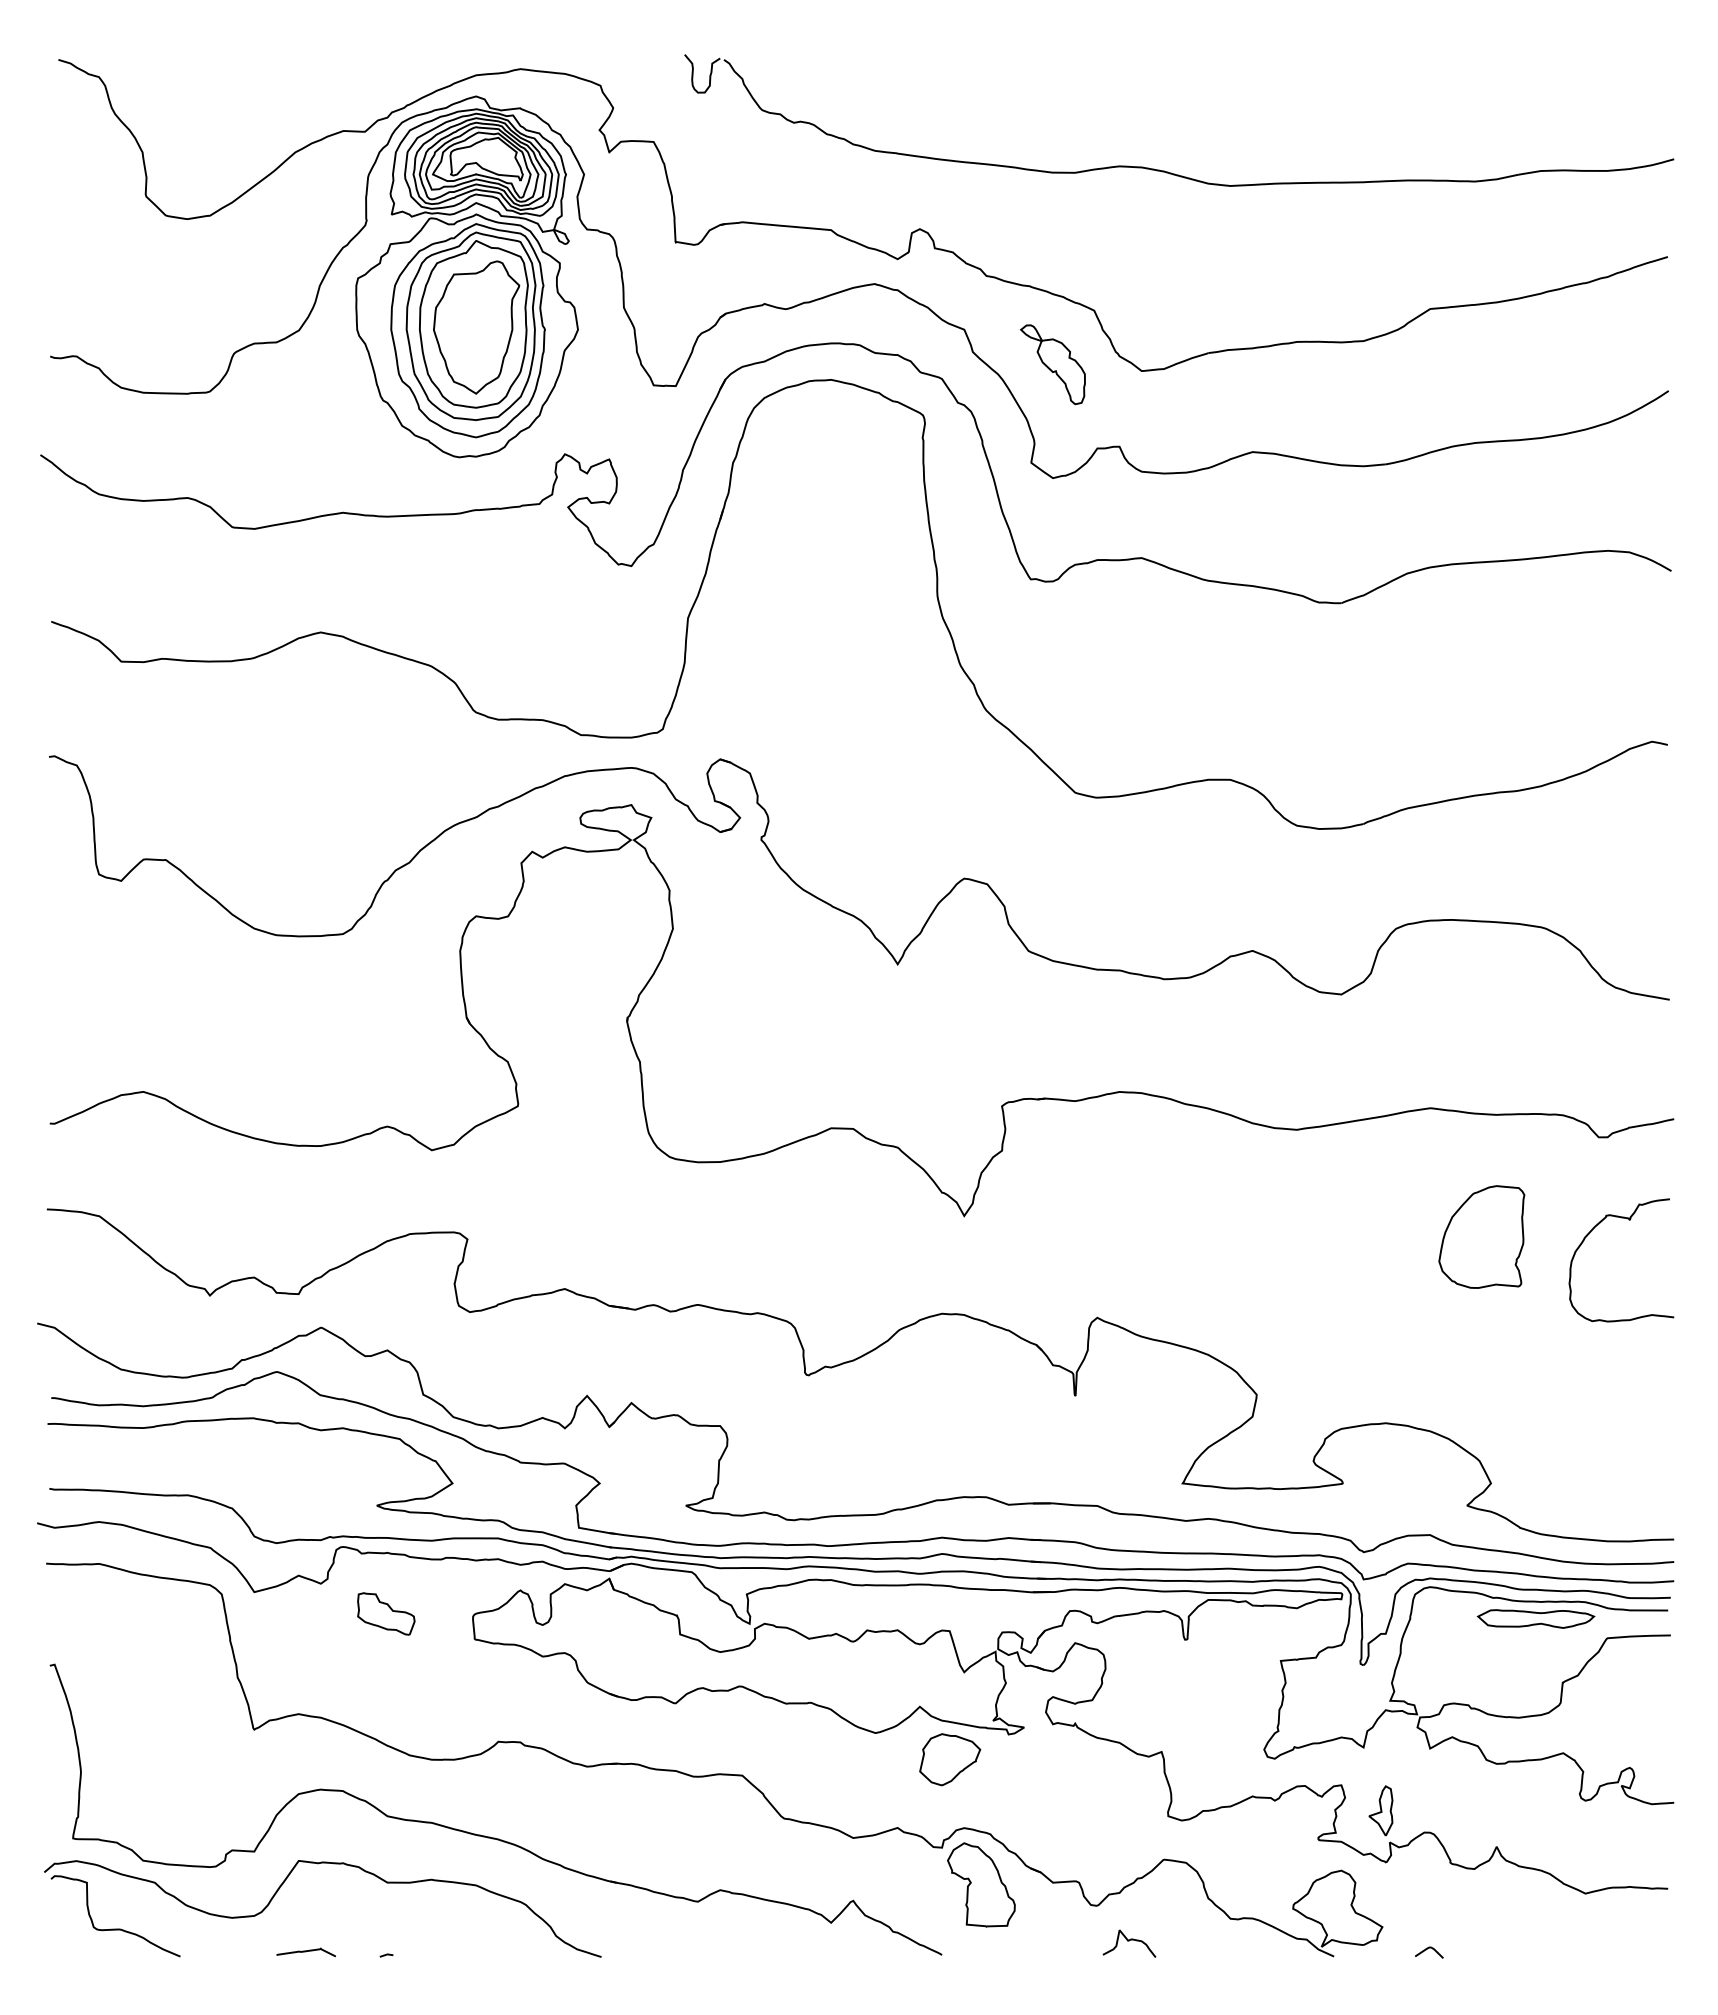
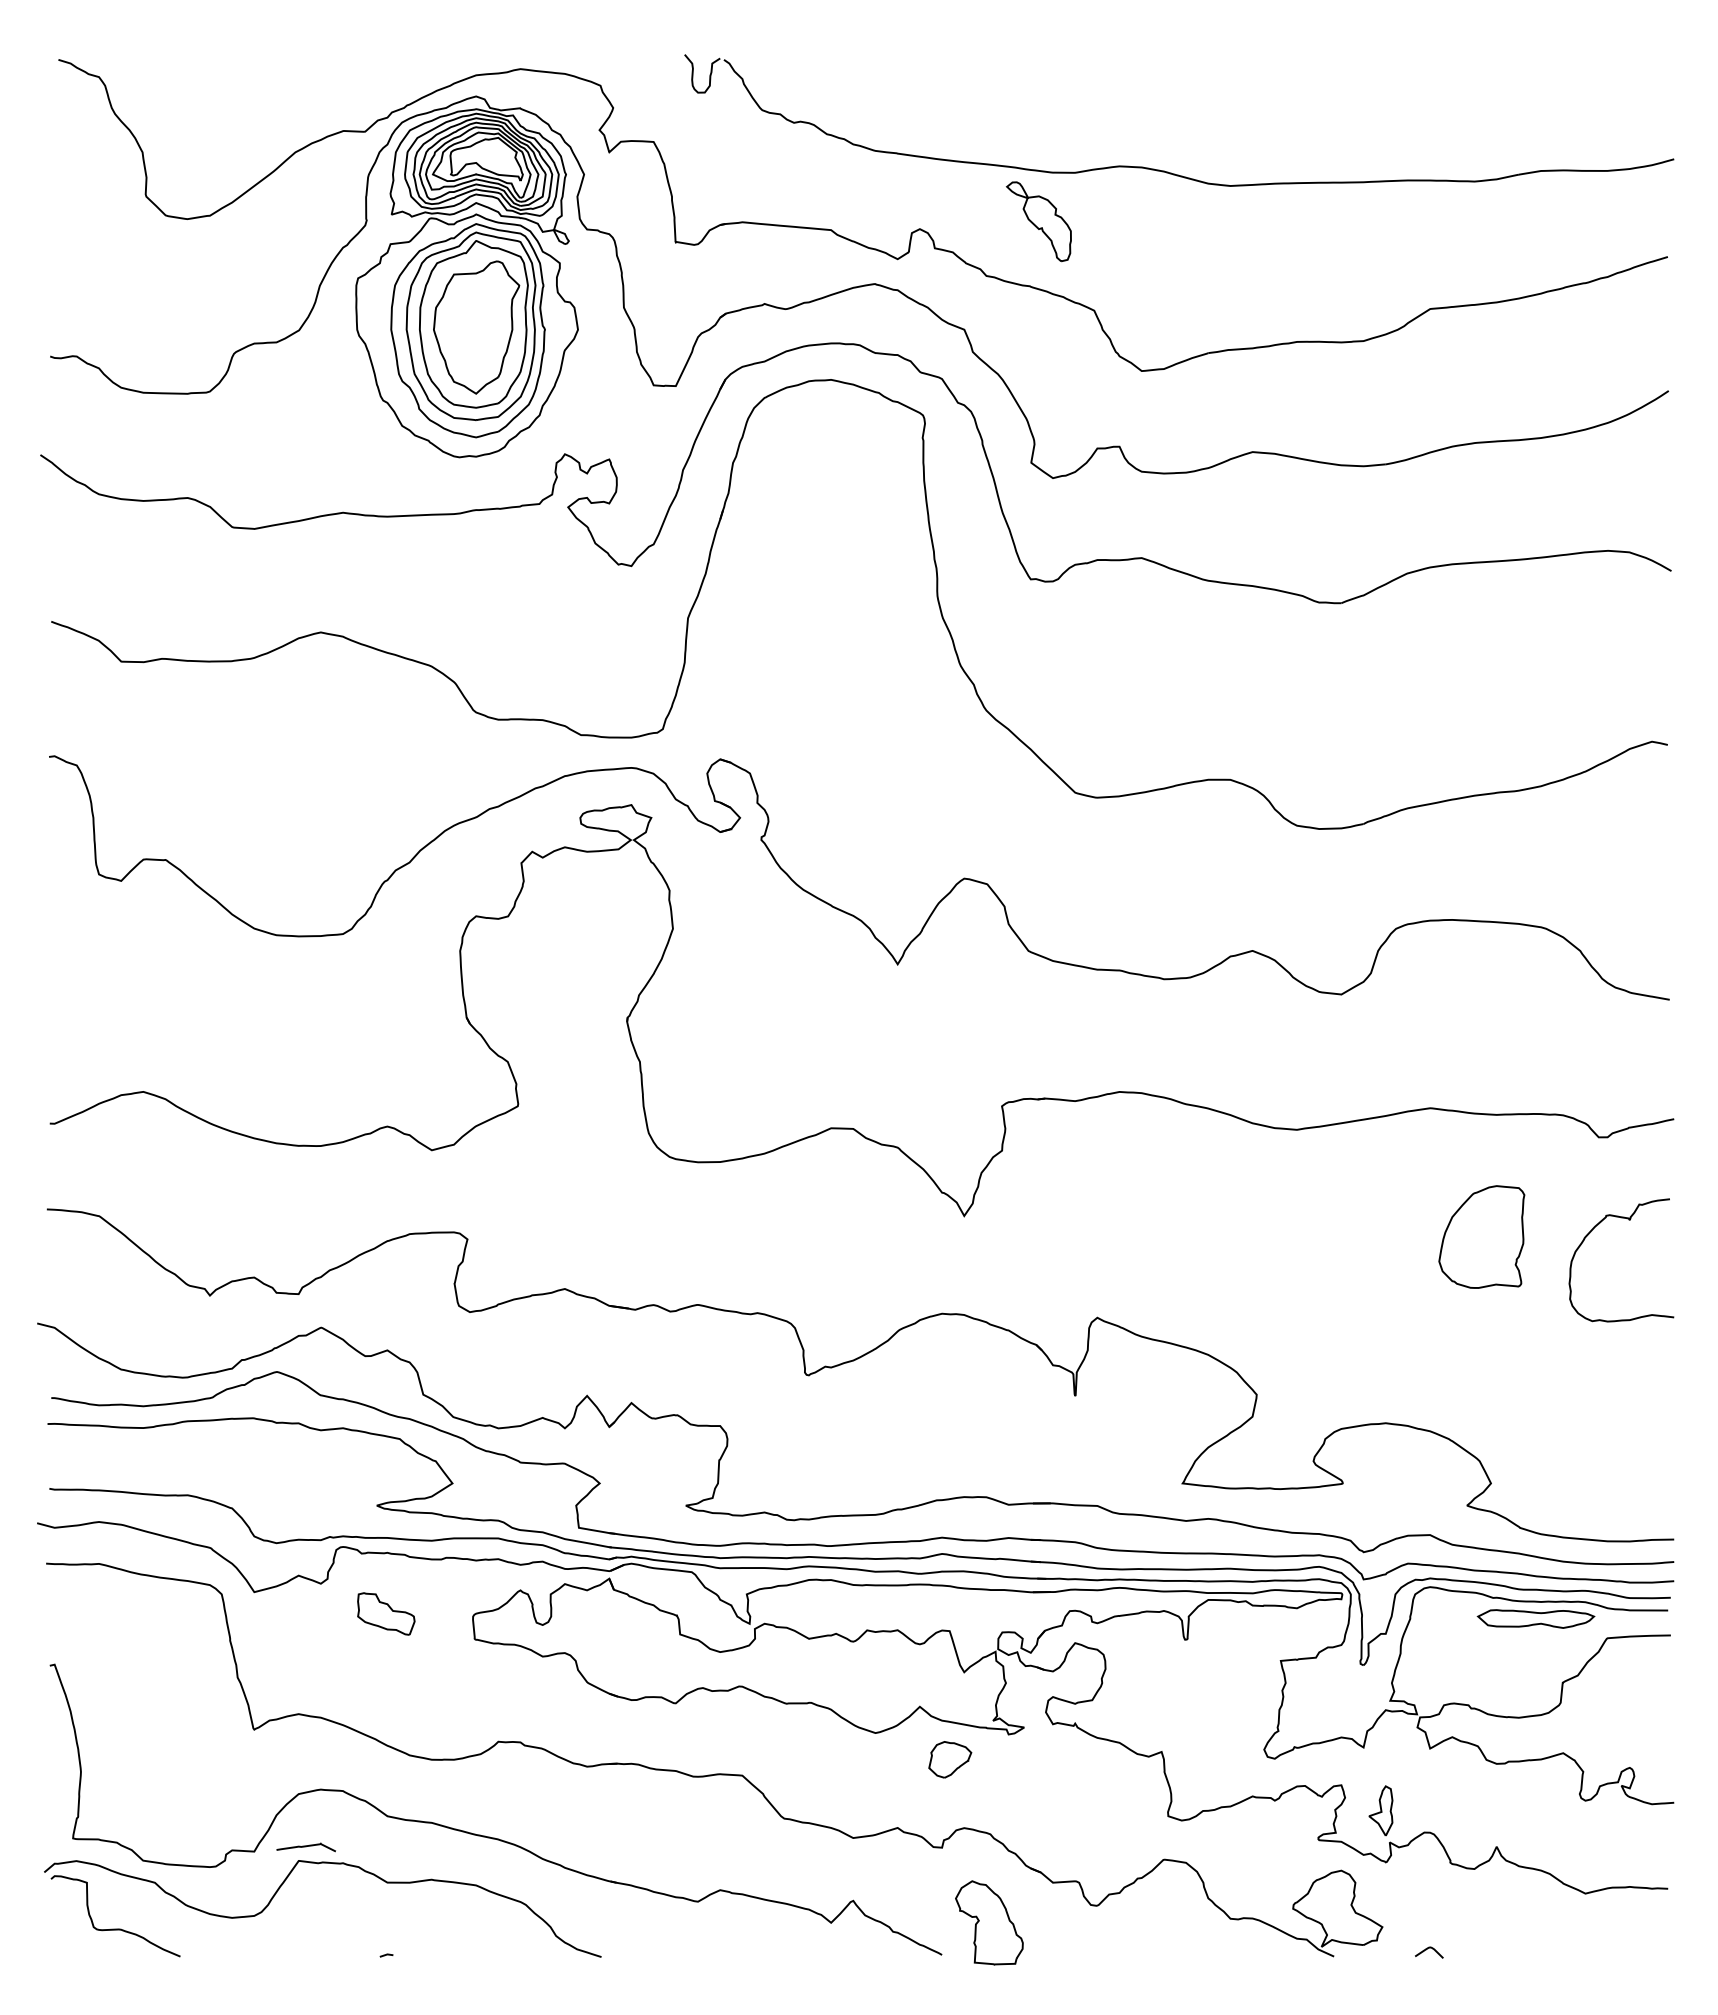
part position: (1052, 364) -> (1038, 221) (1038, 221)
part size: 63x54 px -> 45x38 px (950, 1759)
part position: (981, 1884) -> (989, 1922) (989, 1922)
curve: present -> none (1129, 1941)
curve position: (305, 1952) -> (305, 1847) (305, 1847)
